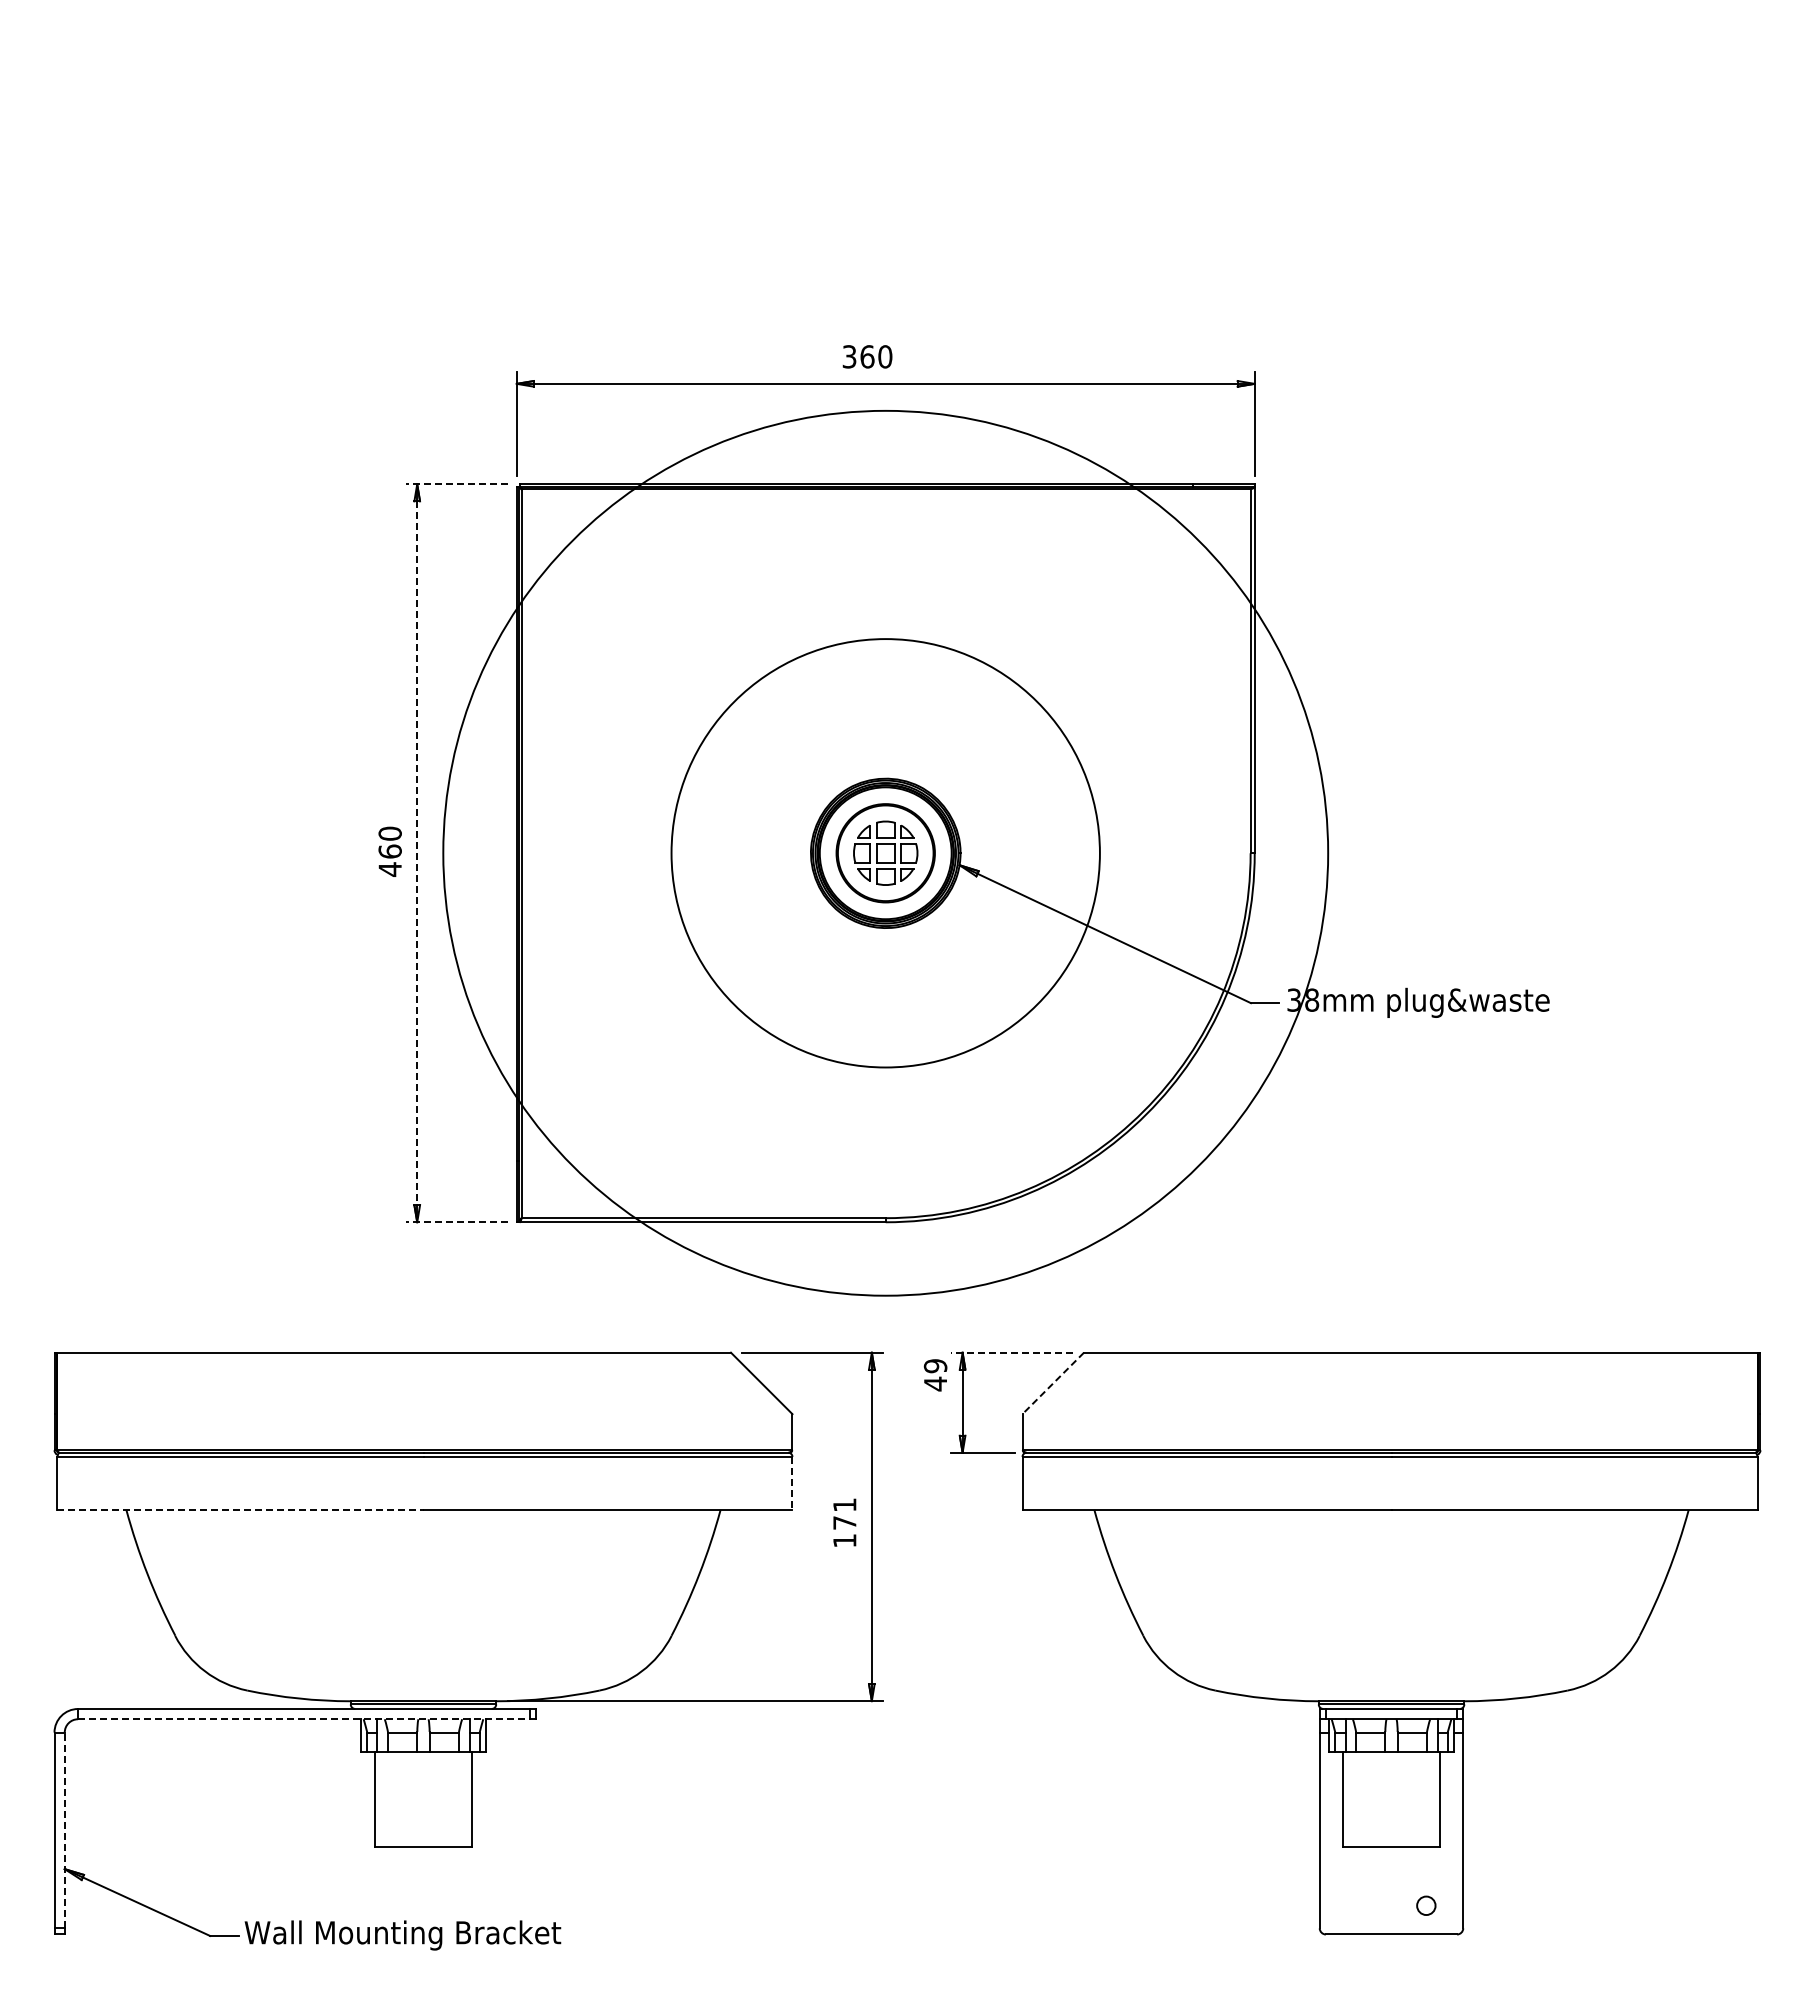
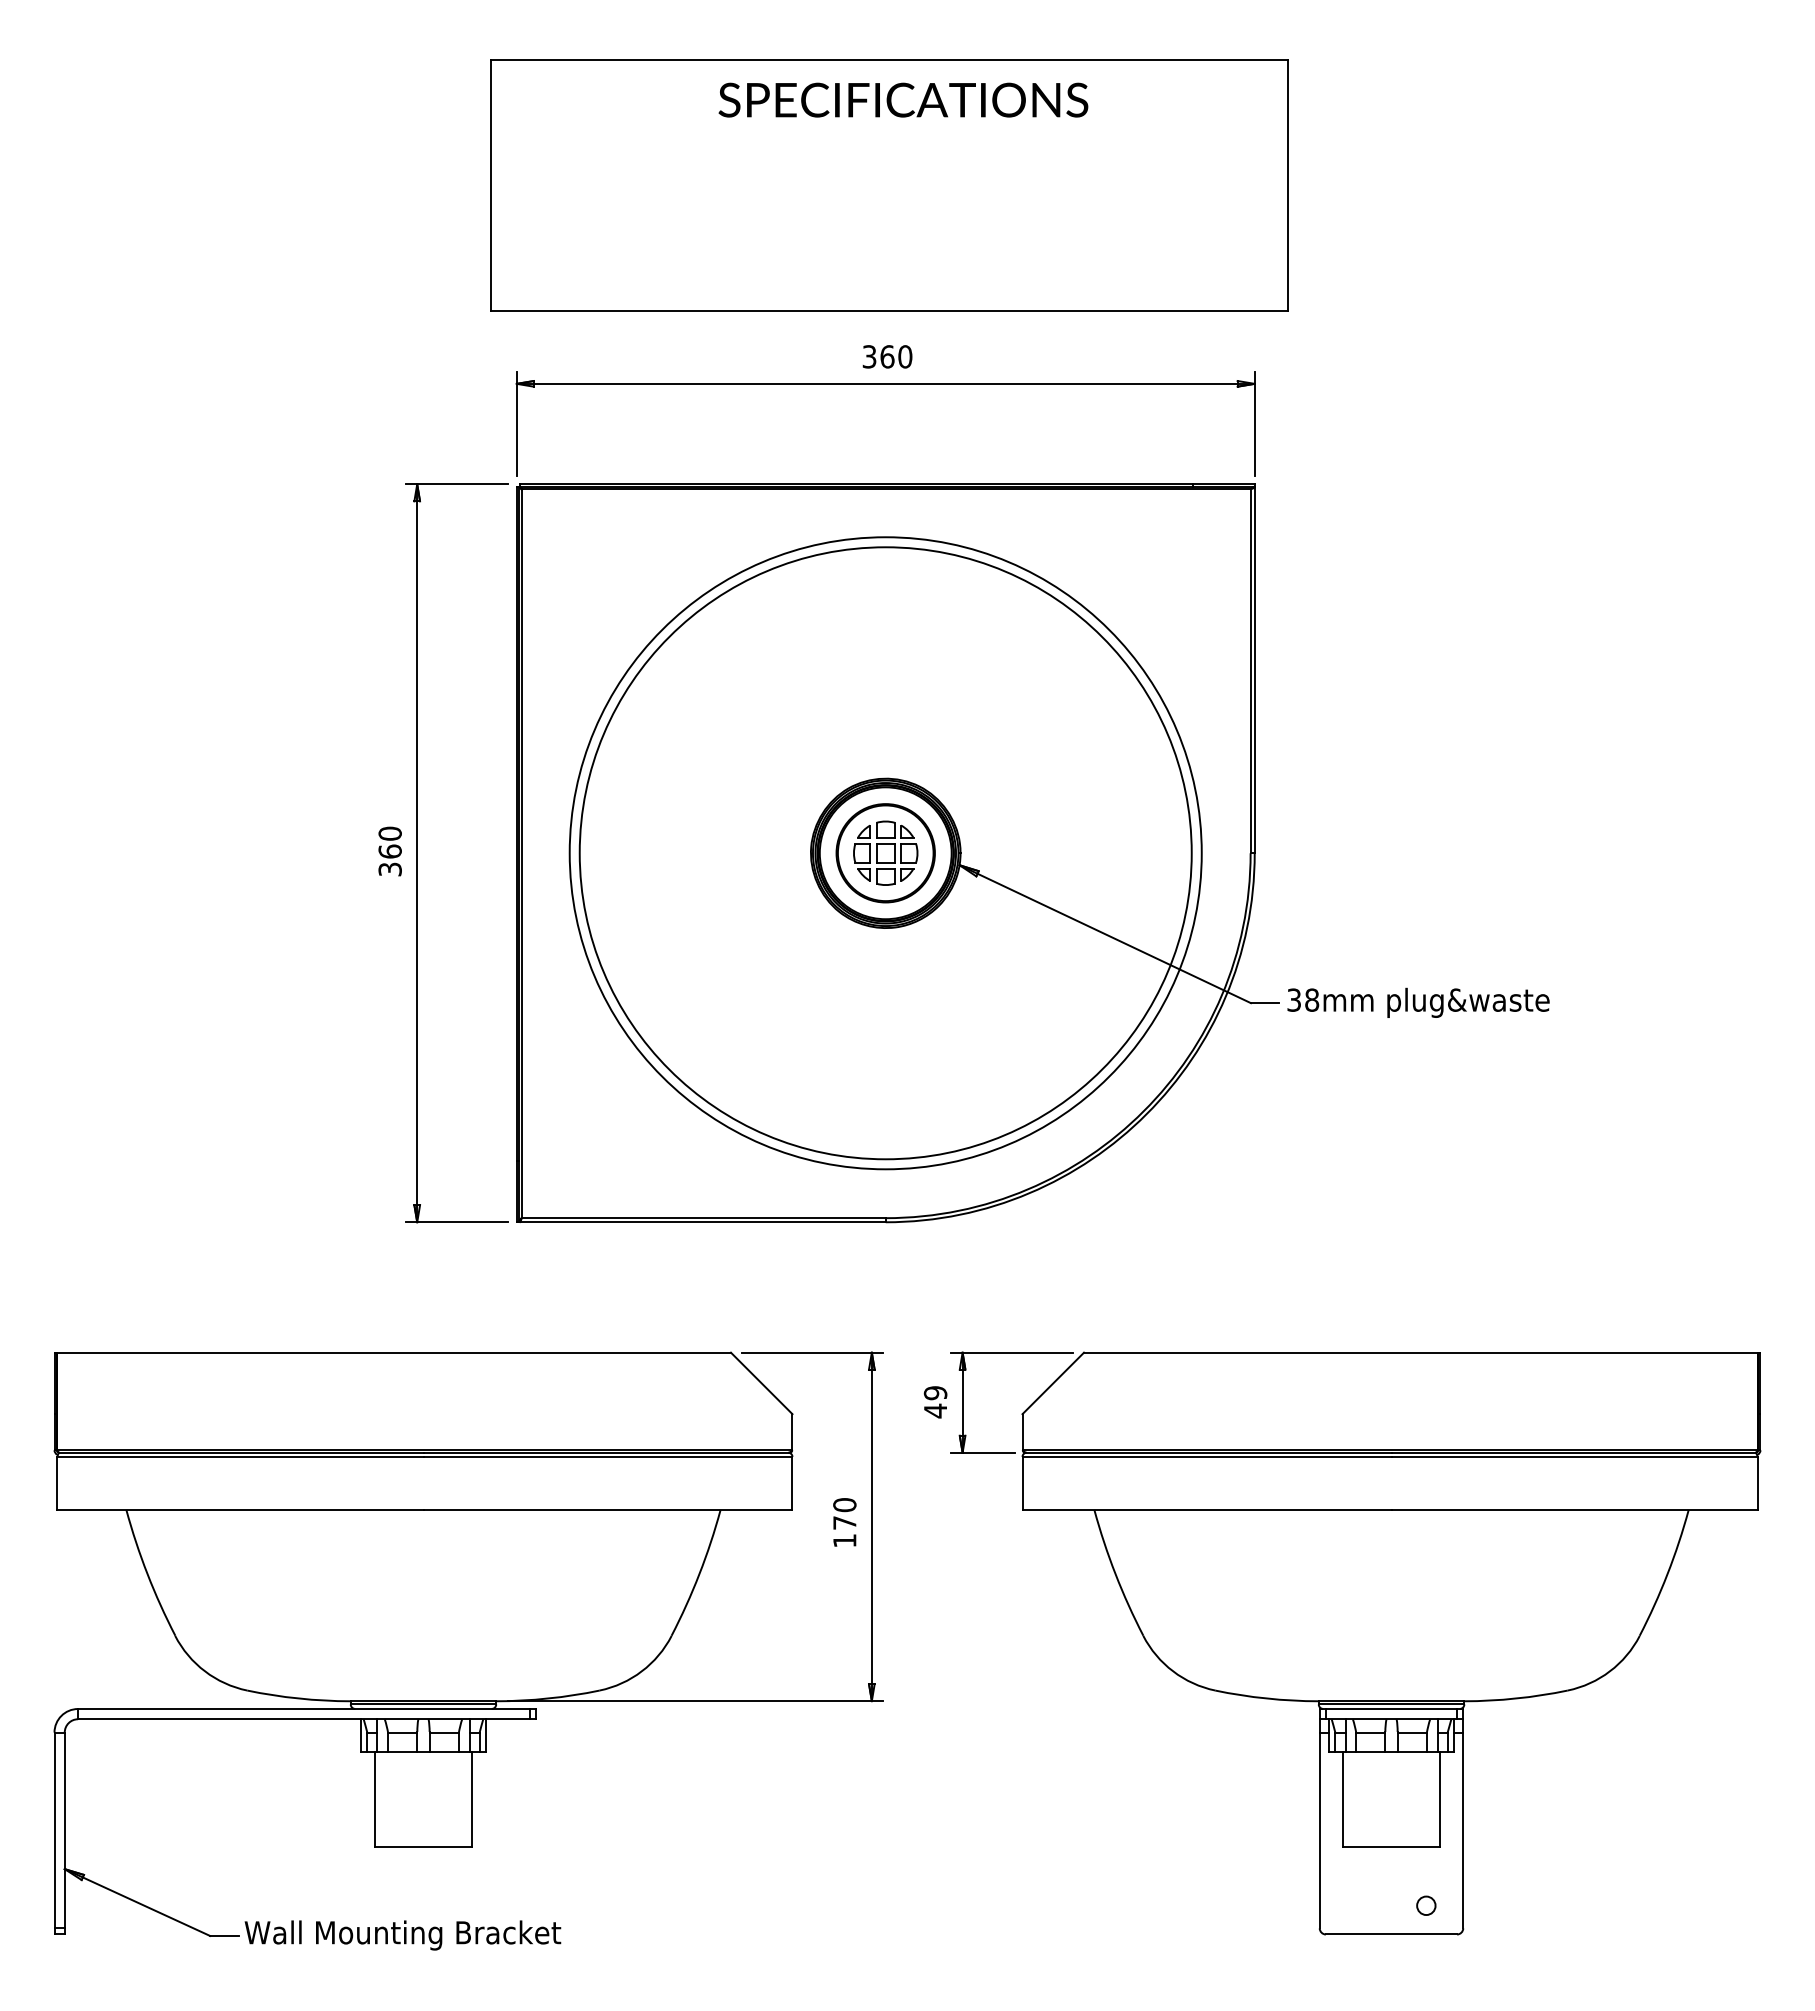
part: none -> present (889, 185)
text position: (867, 356) -> (887, 356) (887, 356)
line: dashed -> solid (456, 484)
circle diameter: 885 px -> 632 px (885, 853)
line: dashed -> solid (417, 853)
circle diameter: 428 px -> 612 px (885, 853)
text: 460 -> 360 (389, 869)
line: dashed -> solid (456, 1222)
line: dashed -> solid (1011, 1352)
text position: (935, 1375) -> (935, 1402) (935, 1402)
line: dashed -> solid (1052, 1383)
line: dashed -> solid (792, 1483)
text: 171 -> 170 (844, 1505)
line: dashed -> solid (240, 1510)
line: dashed -> solid (304, 1719)
line: dashed -> solid (64, 1830)
